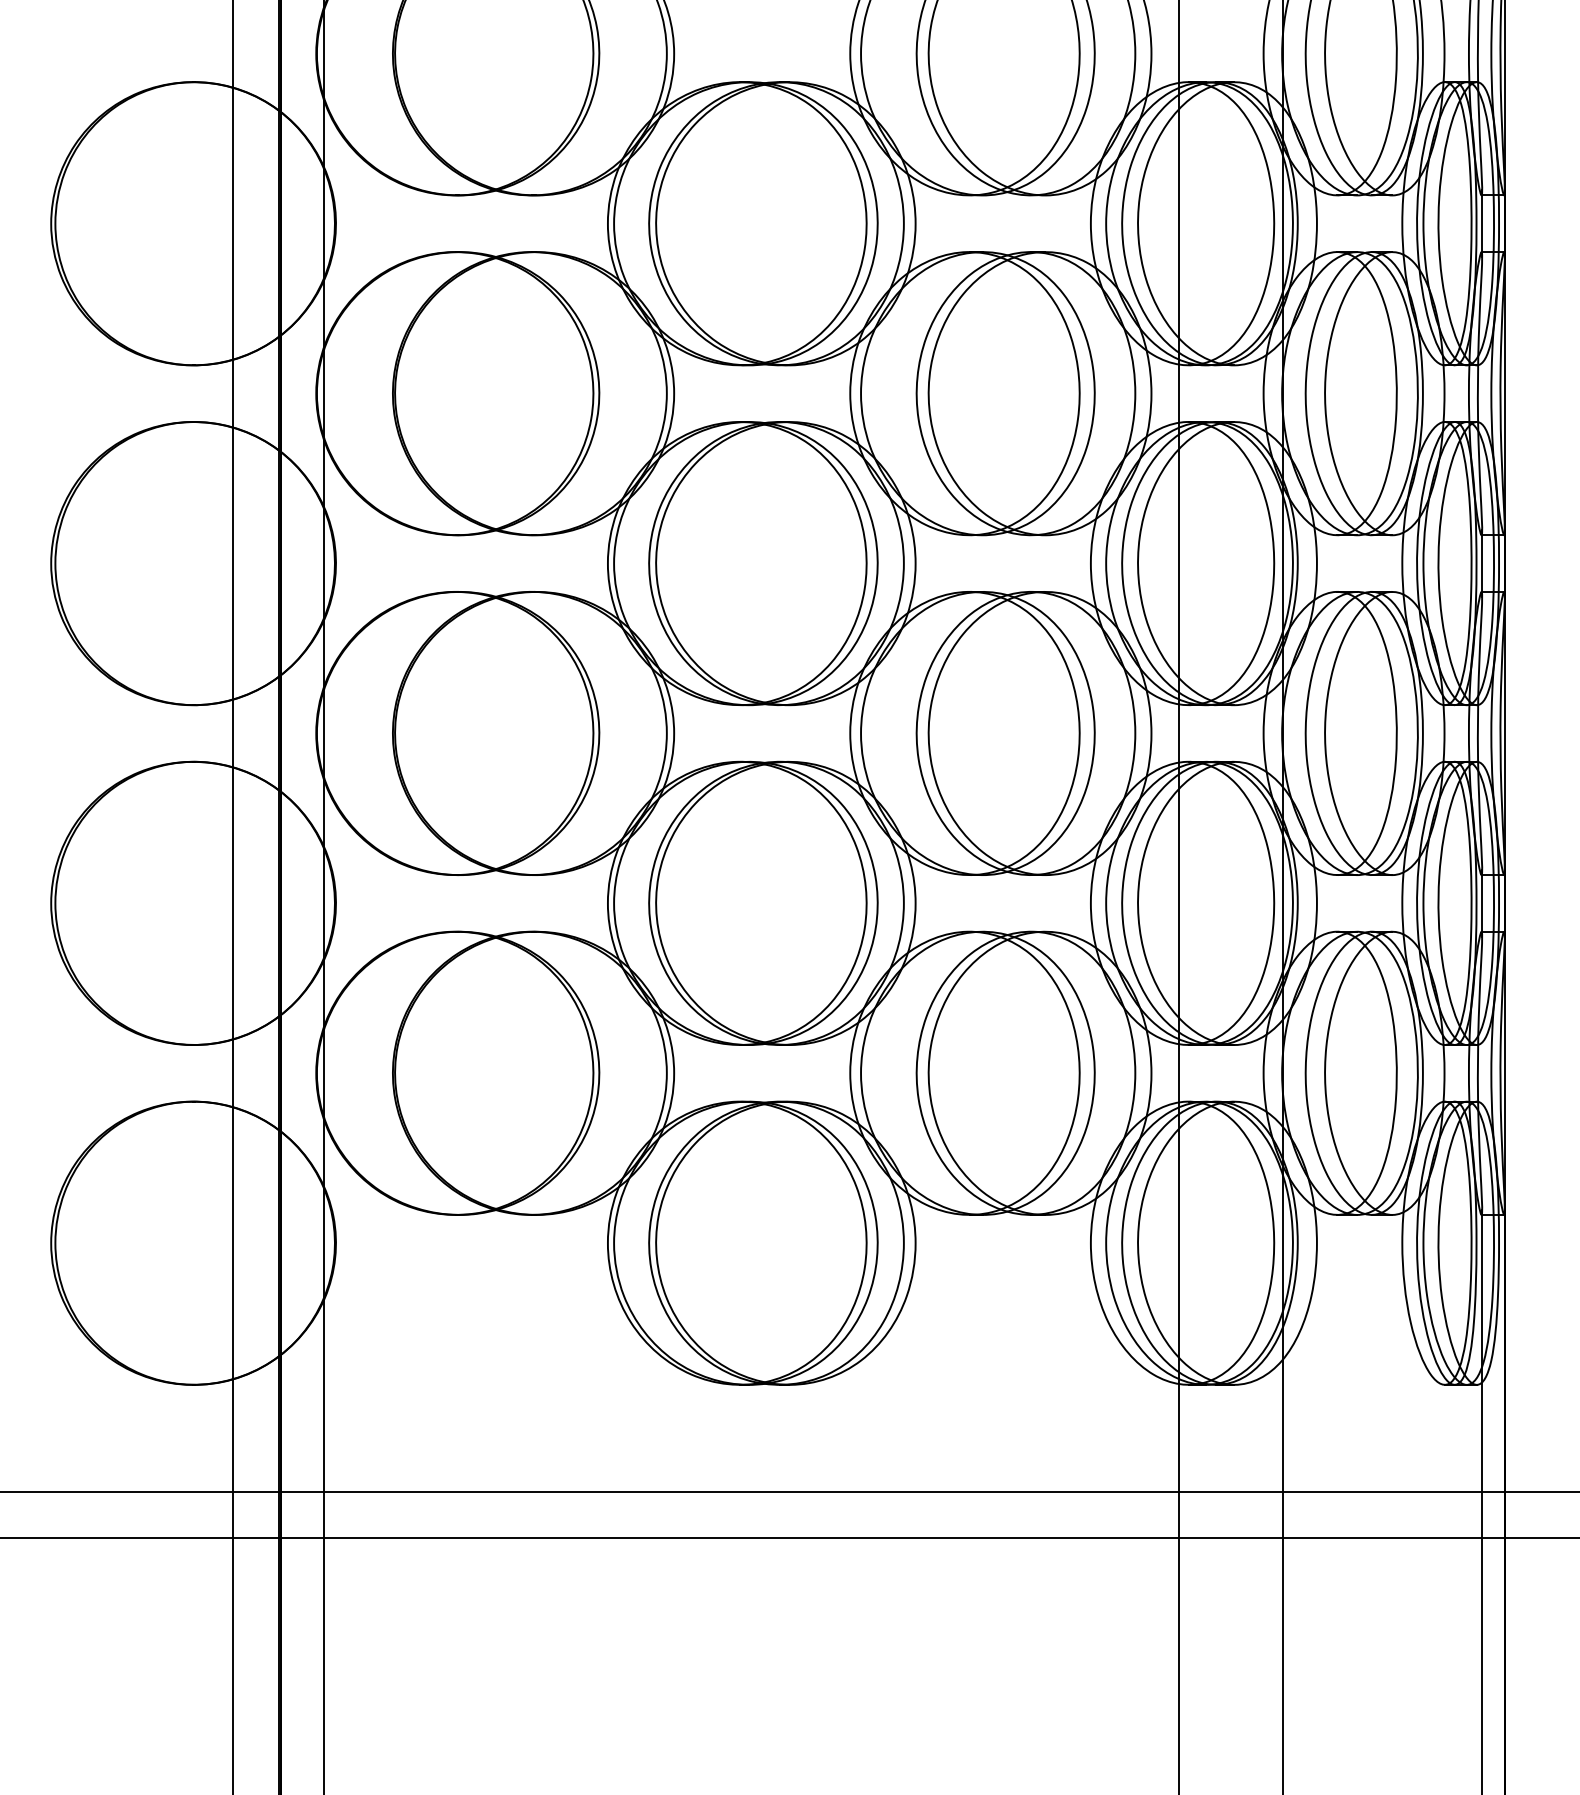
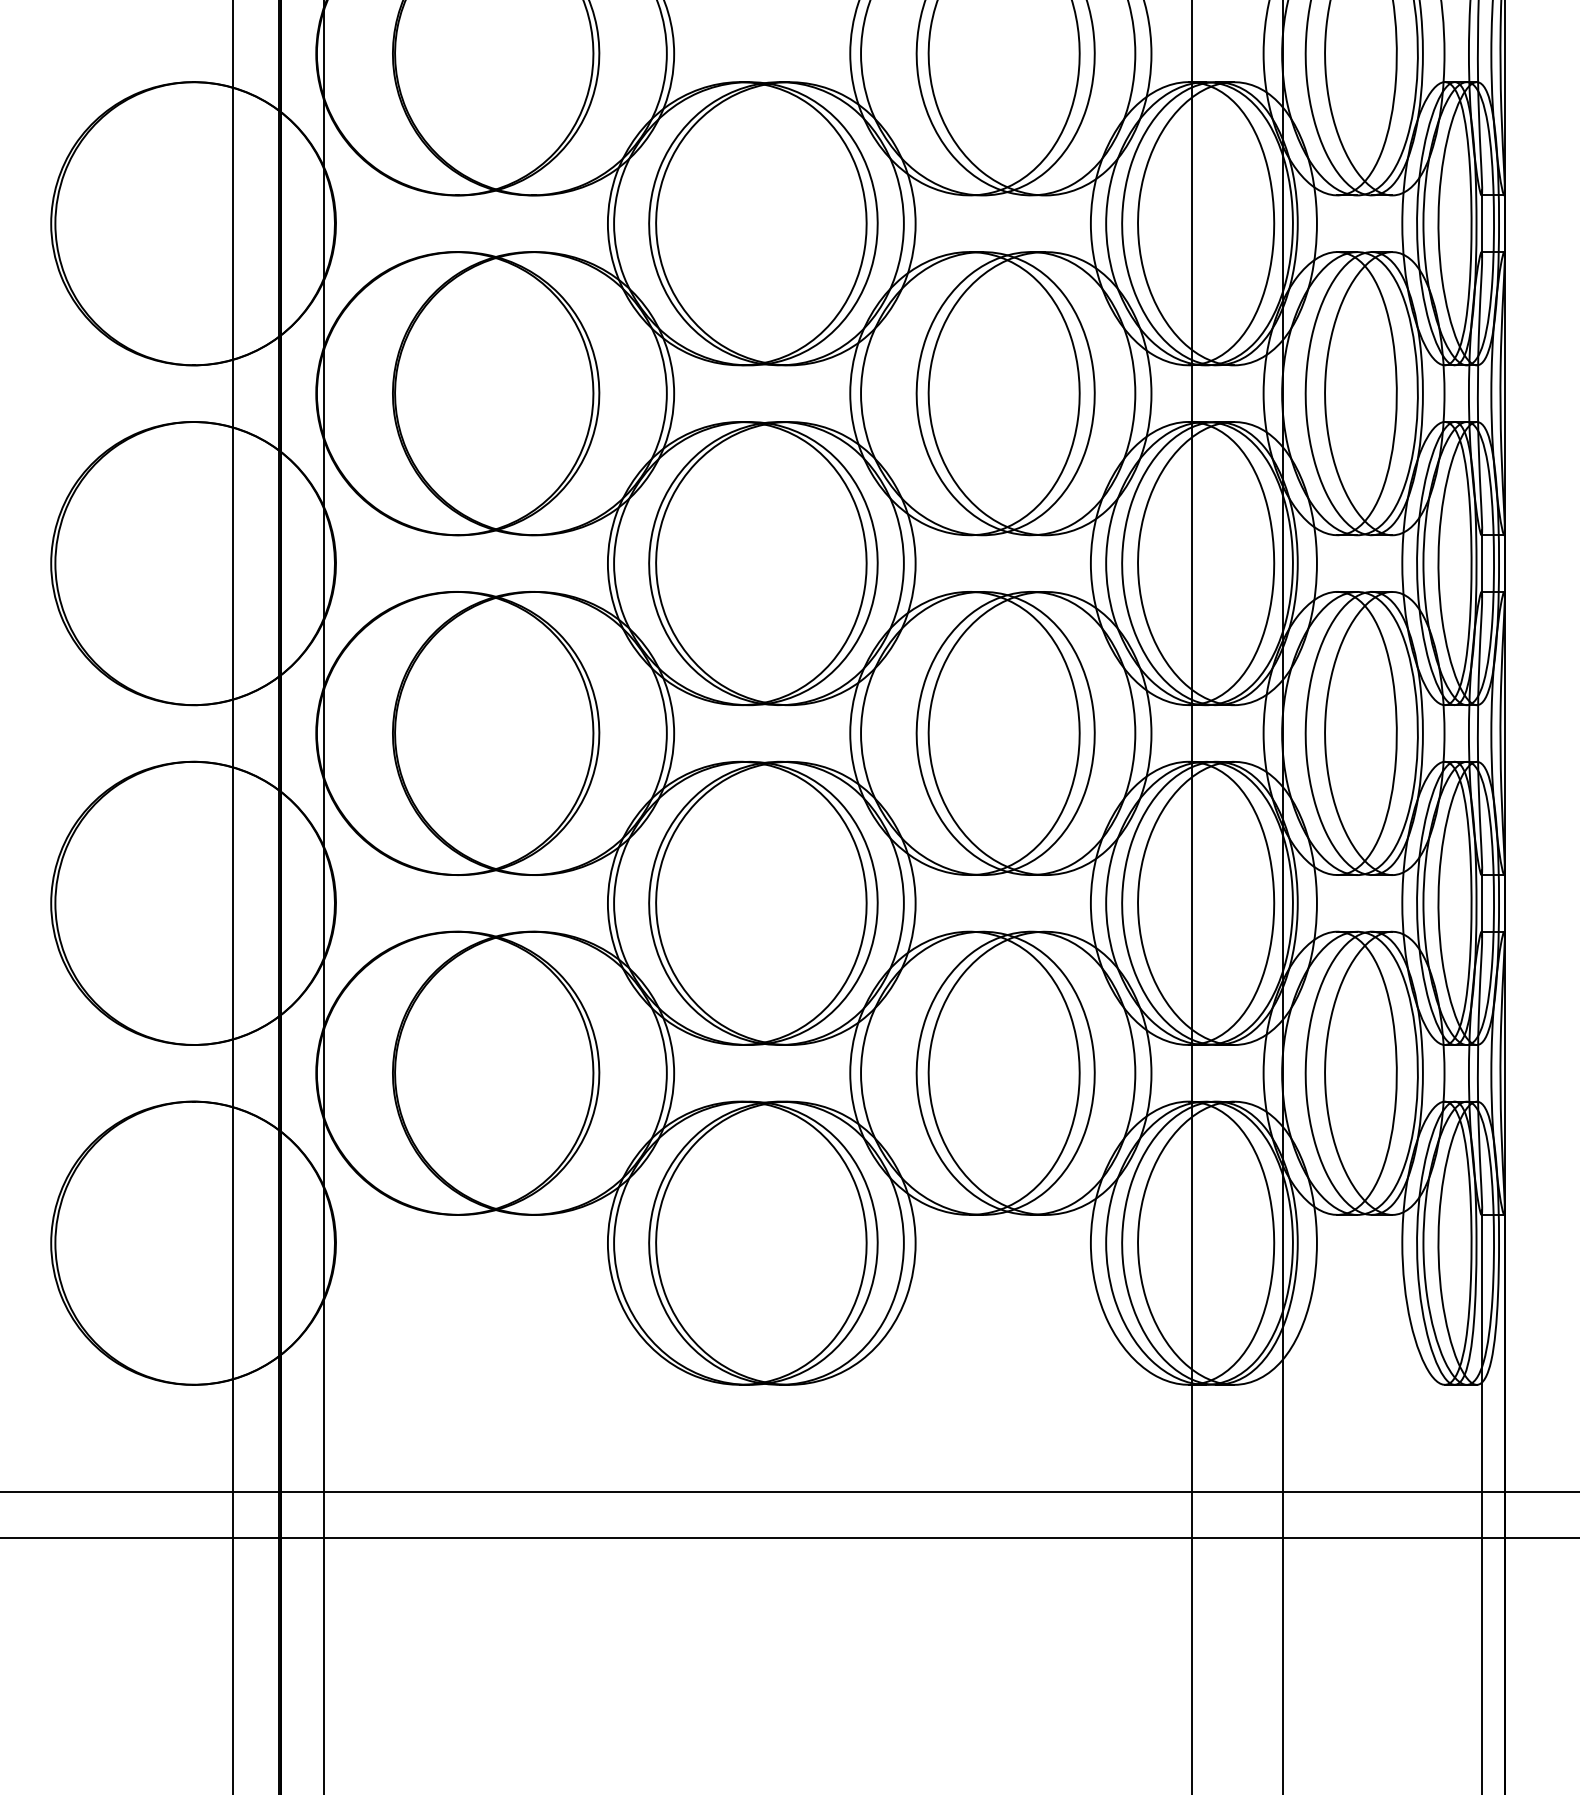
line position: (1179, 896) -> (1192, 896) (1192, 896)
